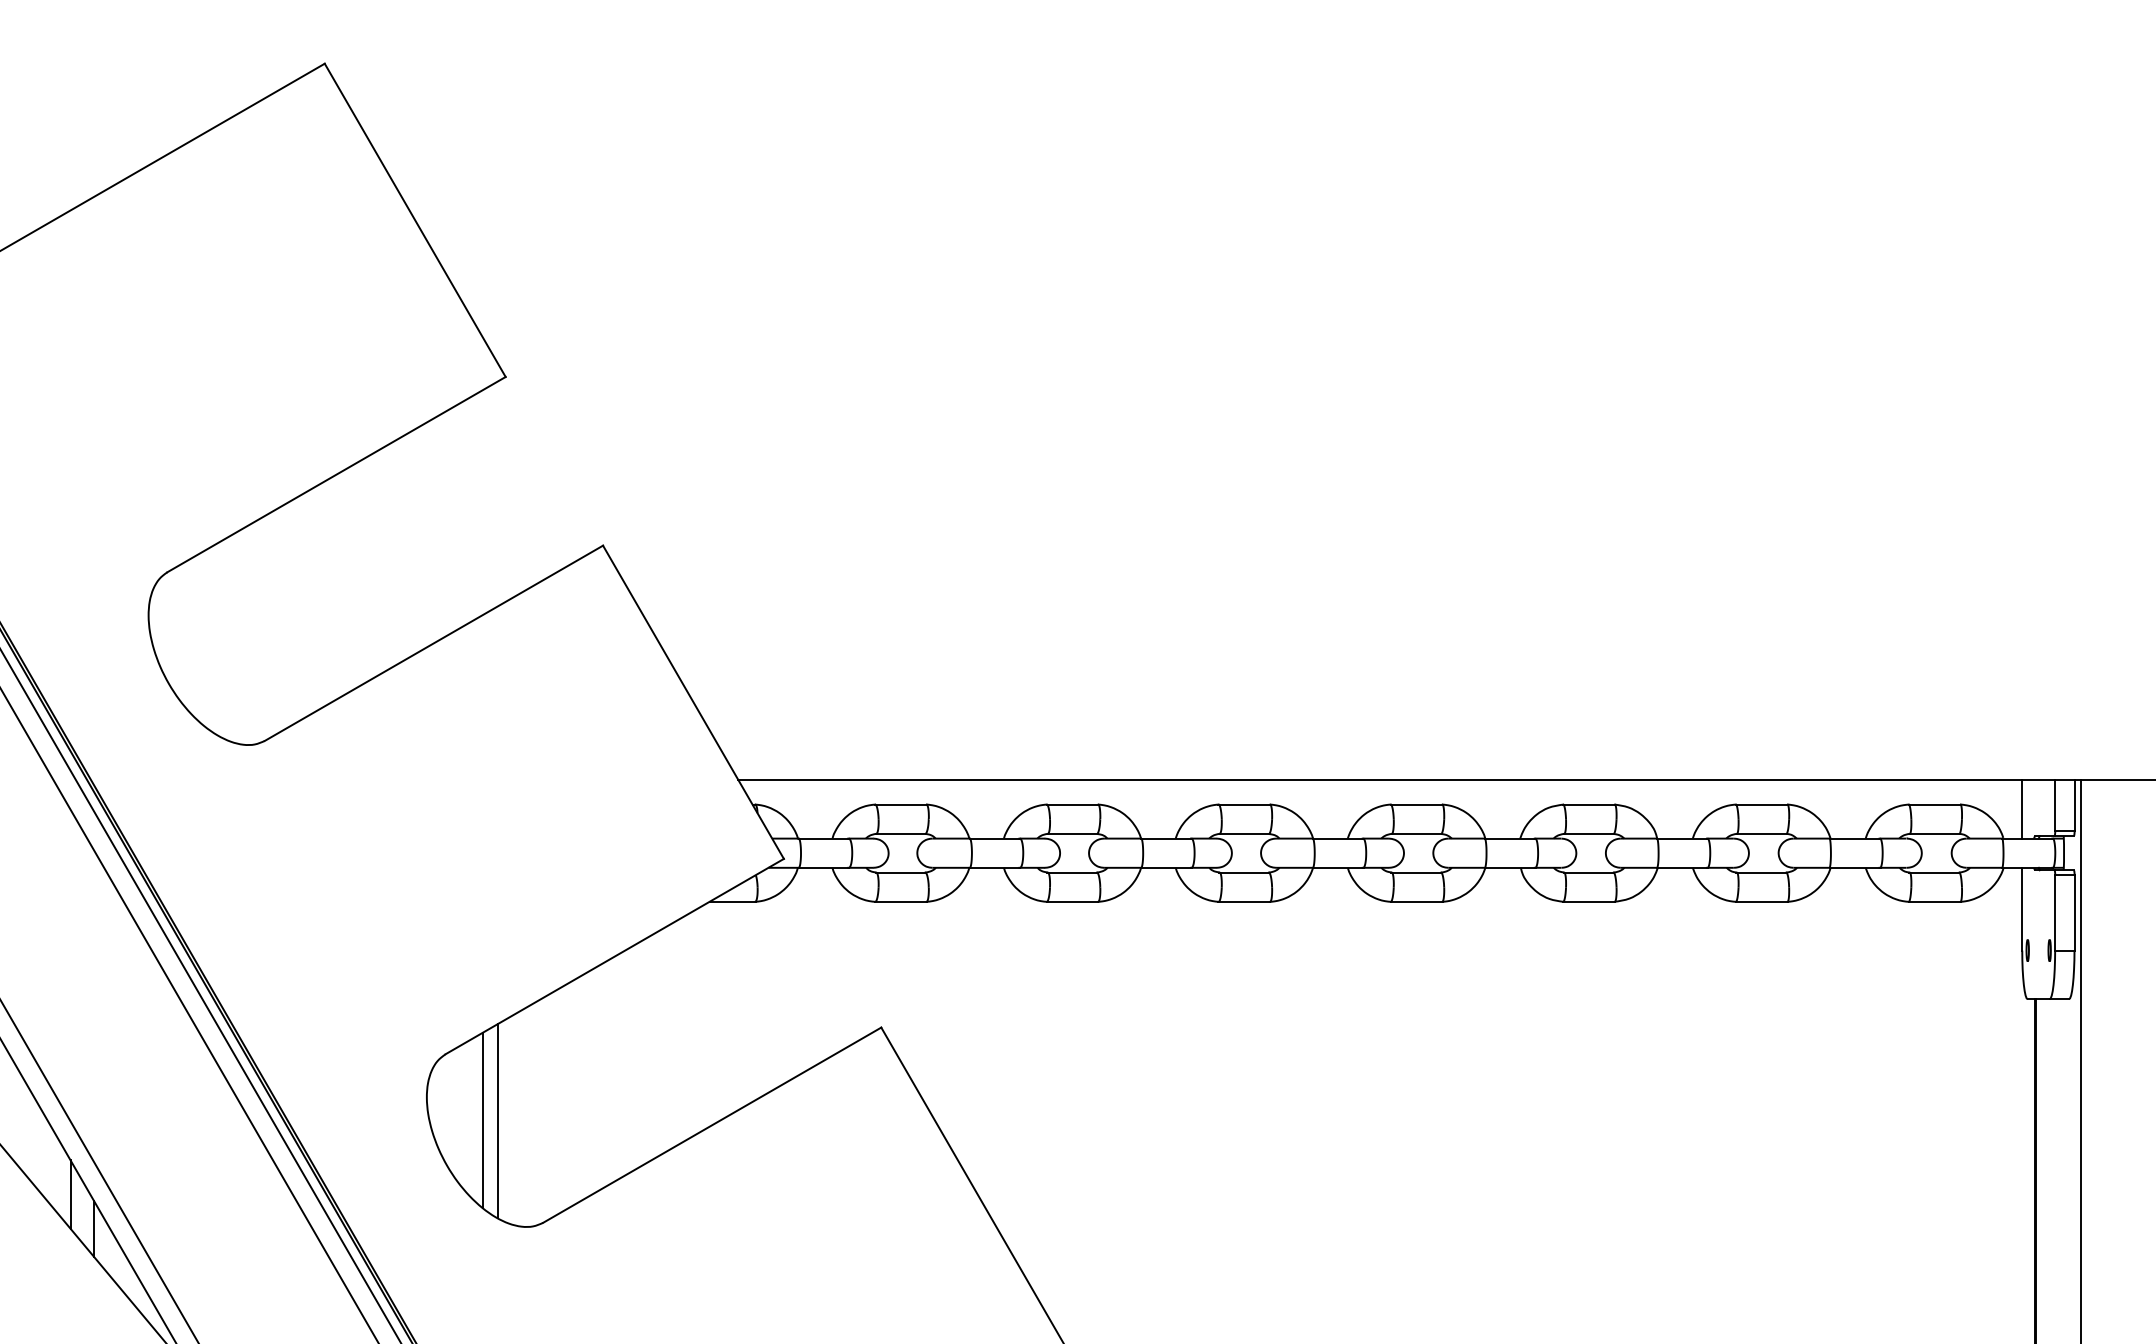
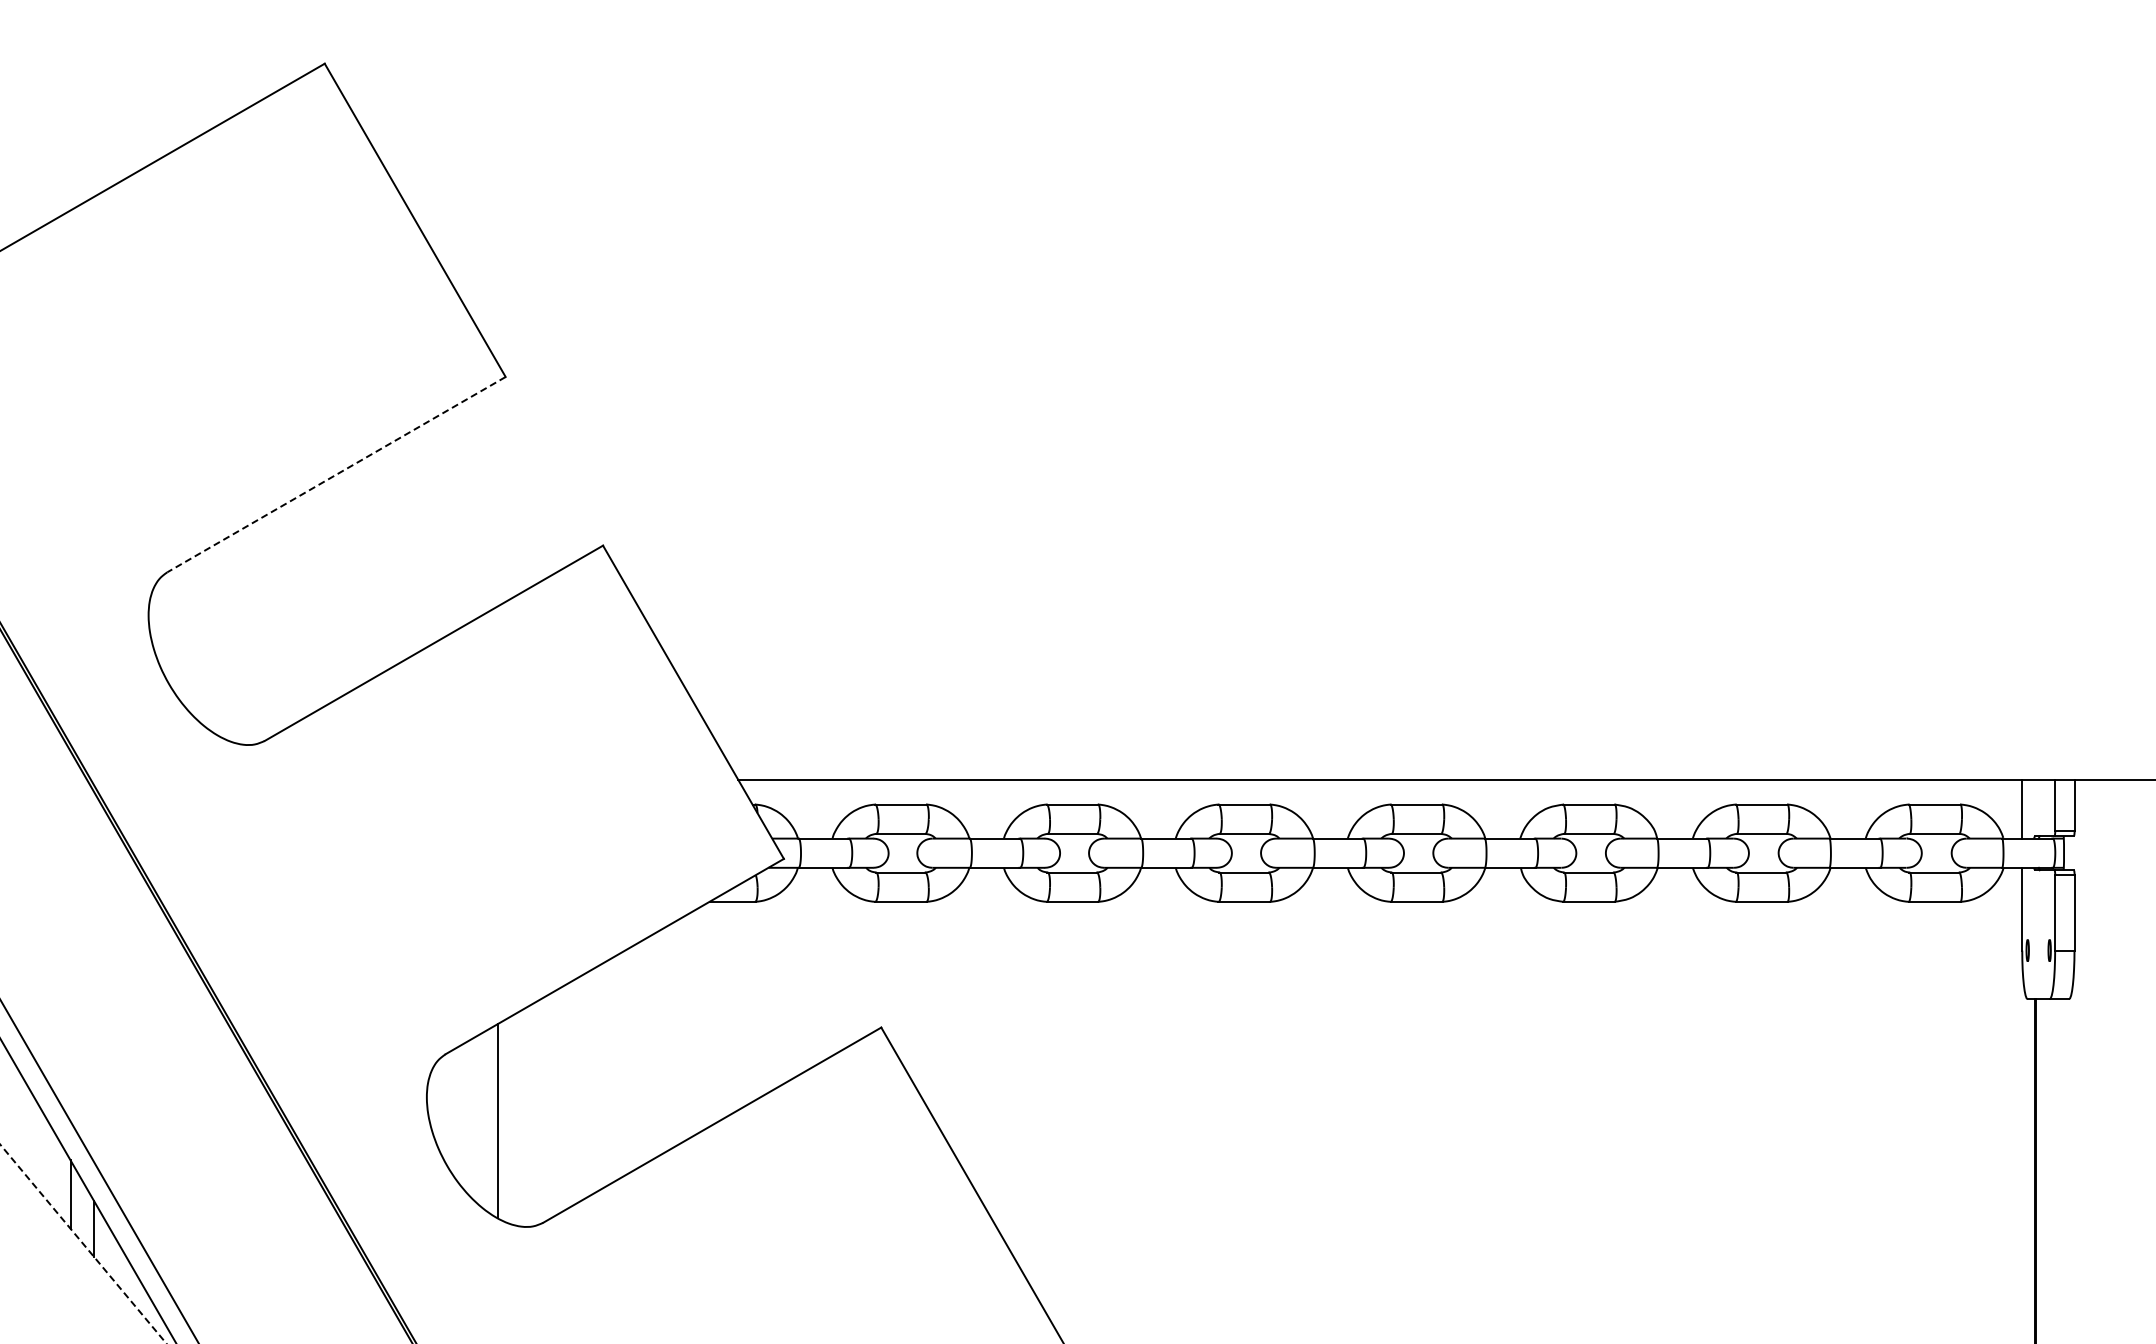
line: solid -> dashed (336, 474)
line: present -> none (200, 996)
line: present -> none (189, 1015)
line: present -> none (2080, 1059)
line: present -> none (483, 1120)
line: solid -> dashed (83, 1243)
